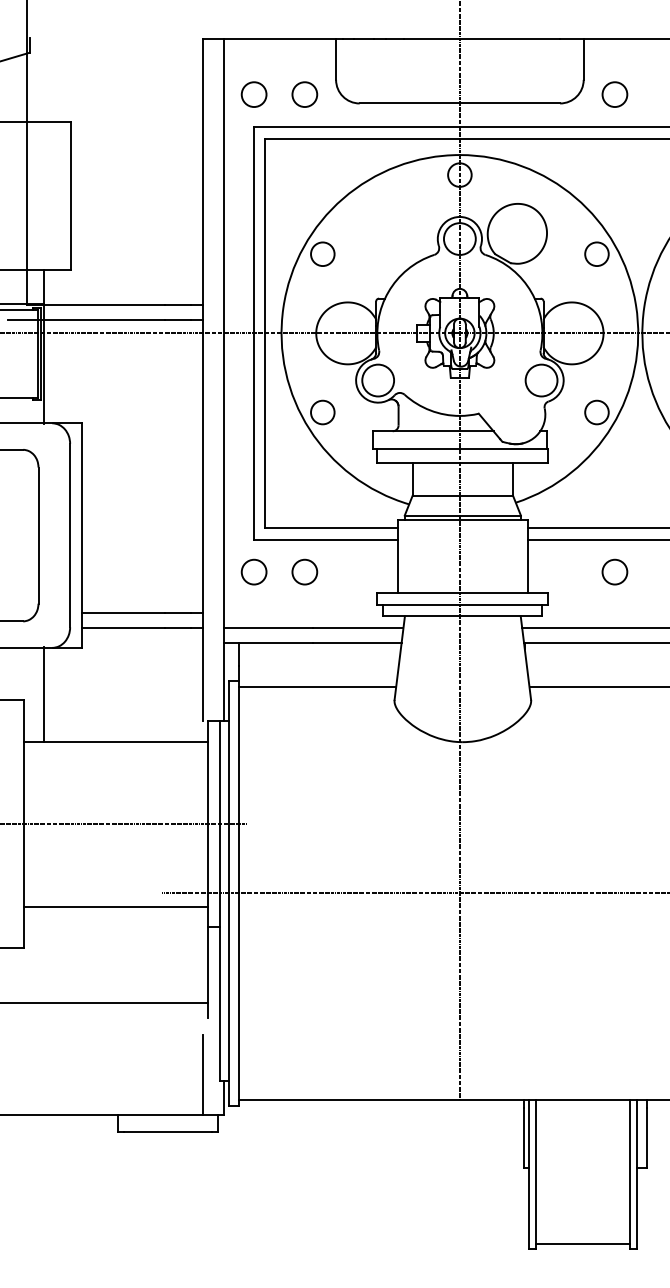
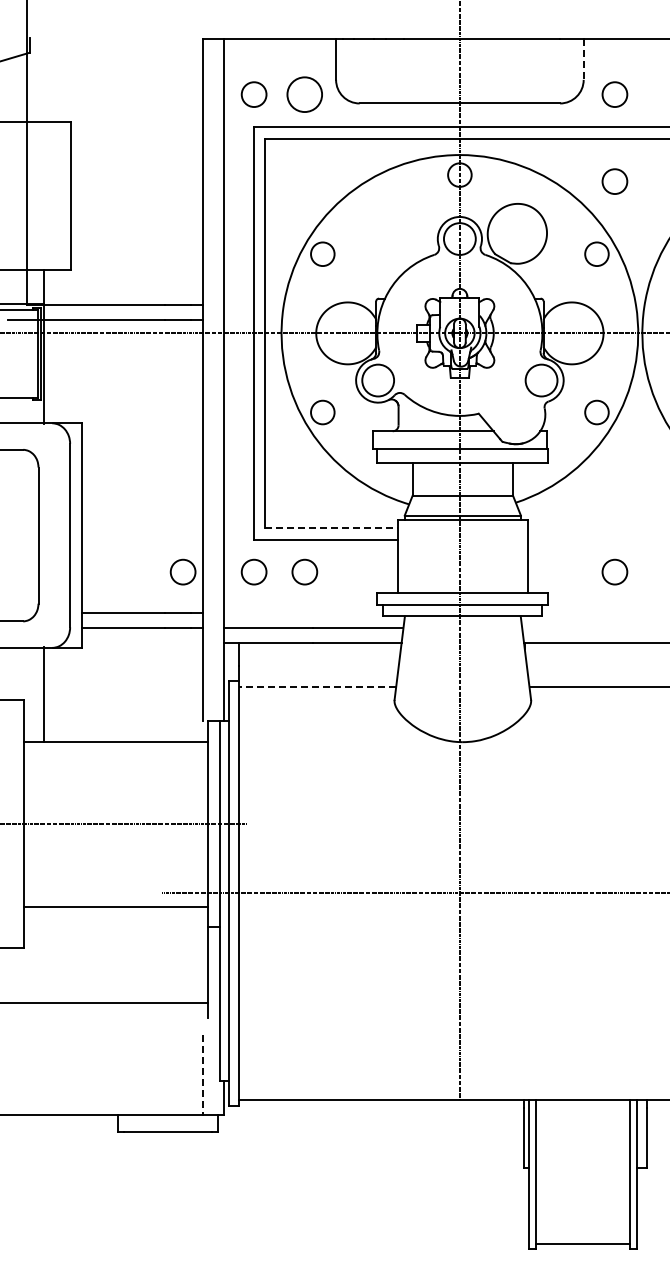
line: solid -> dashed (583, 59)
circle size: 28x27 px -> 37x37 px (304, 94)
circle: none -> present (614, 181)
line: solid -> dashed (332, 527)
line: present -> none (596, 527)
line: present -> none (596, 539)
circle: none -> present (182, 571)
line: present -> none (594, 628)
line: solid -> dashed (317, 687)
line: solid -> dashed (203, 1074)
